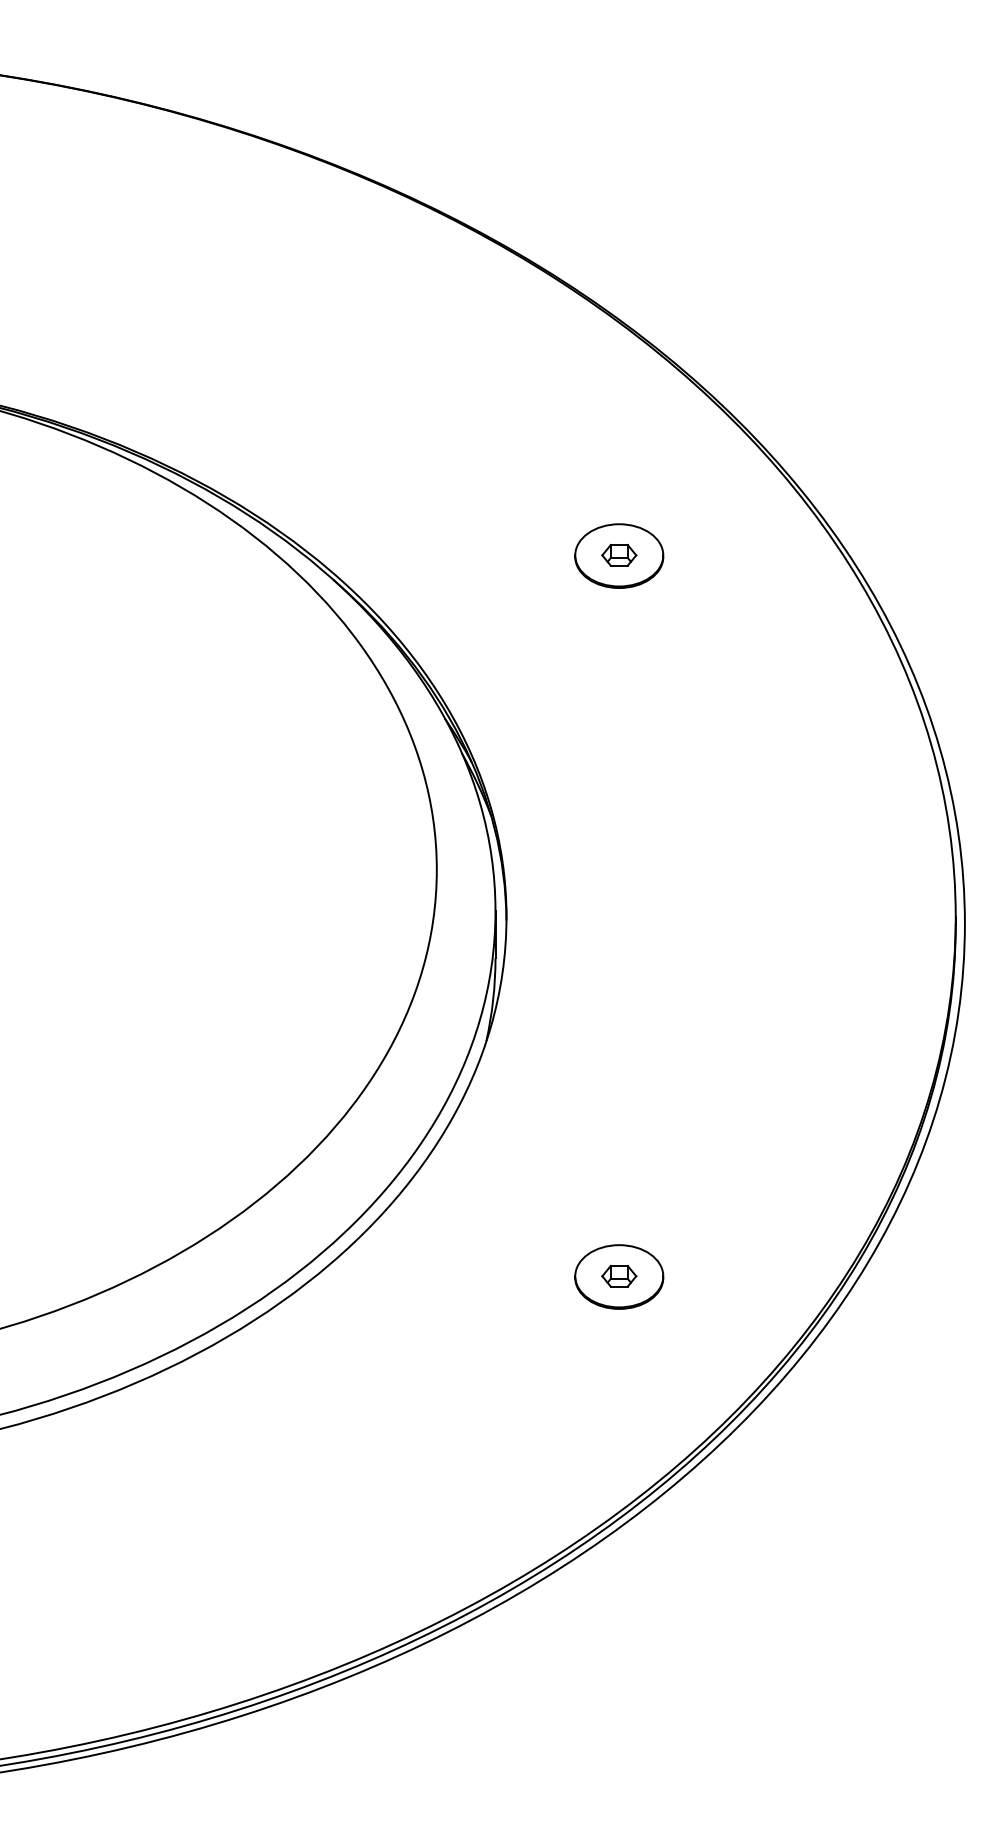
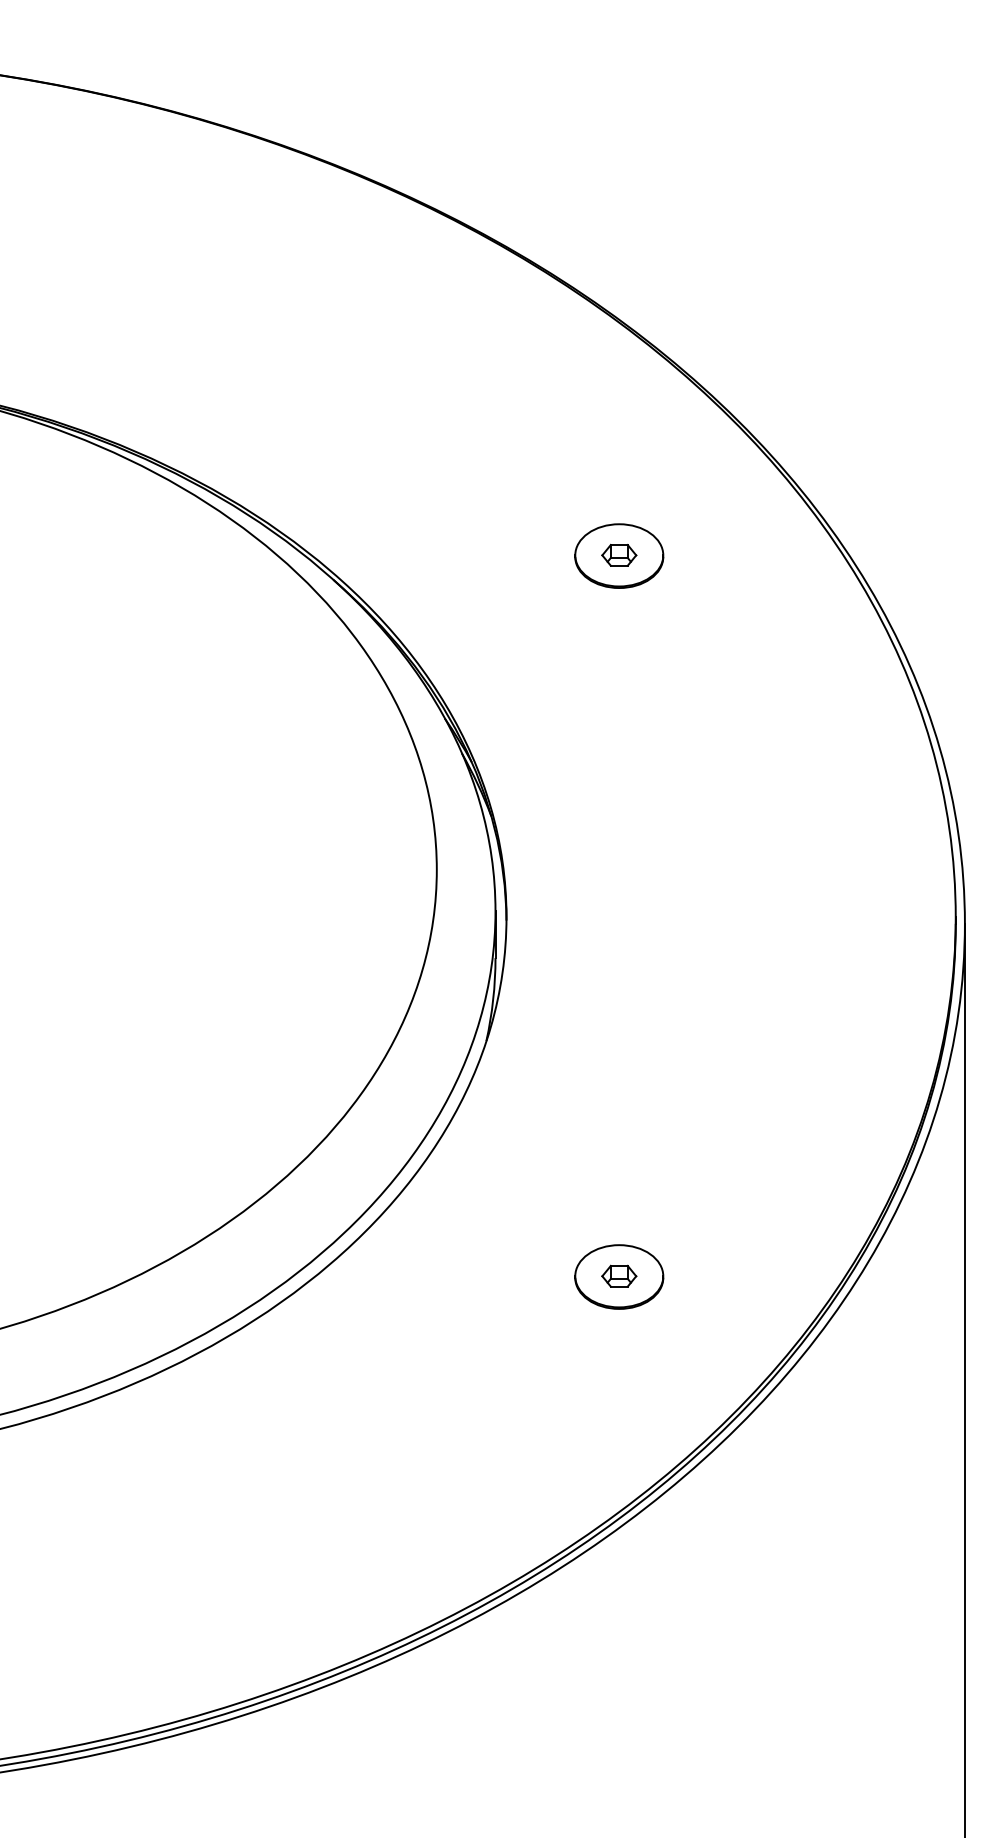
line: none -> present (964, 1378)
